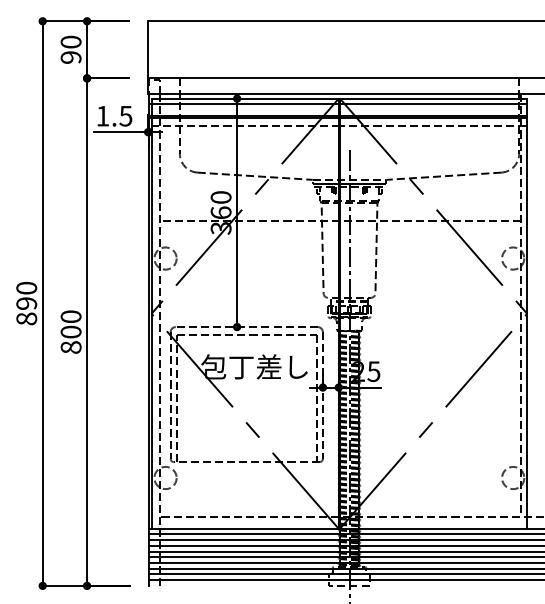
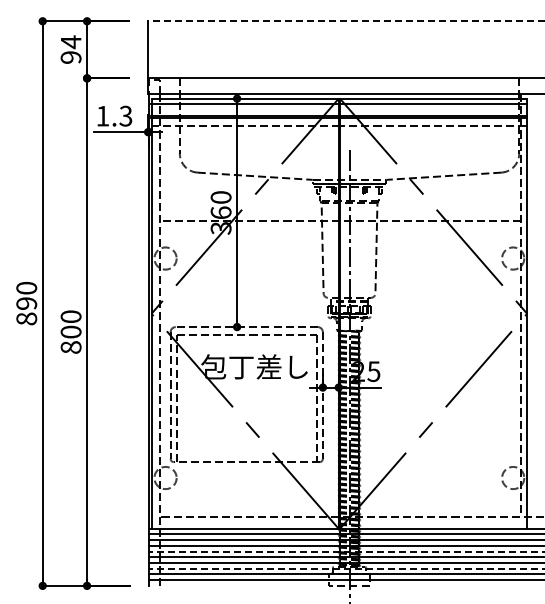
line: solid -> dashed (346, 21)
text: 90 -> 94 (70, 42)
text: 1.5 -> 1.3 (125, 115)
line: solid -> dashed (346, 551)
line: solid -> dashed (346, 568)
